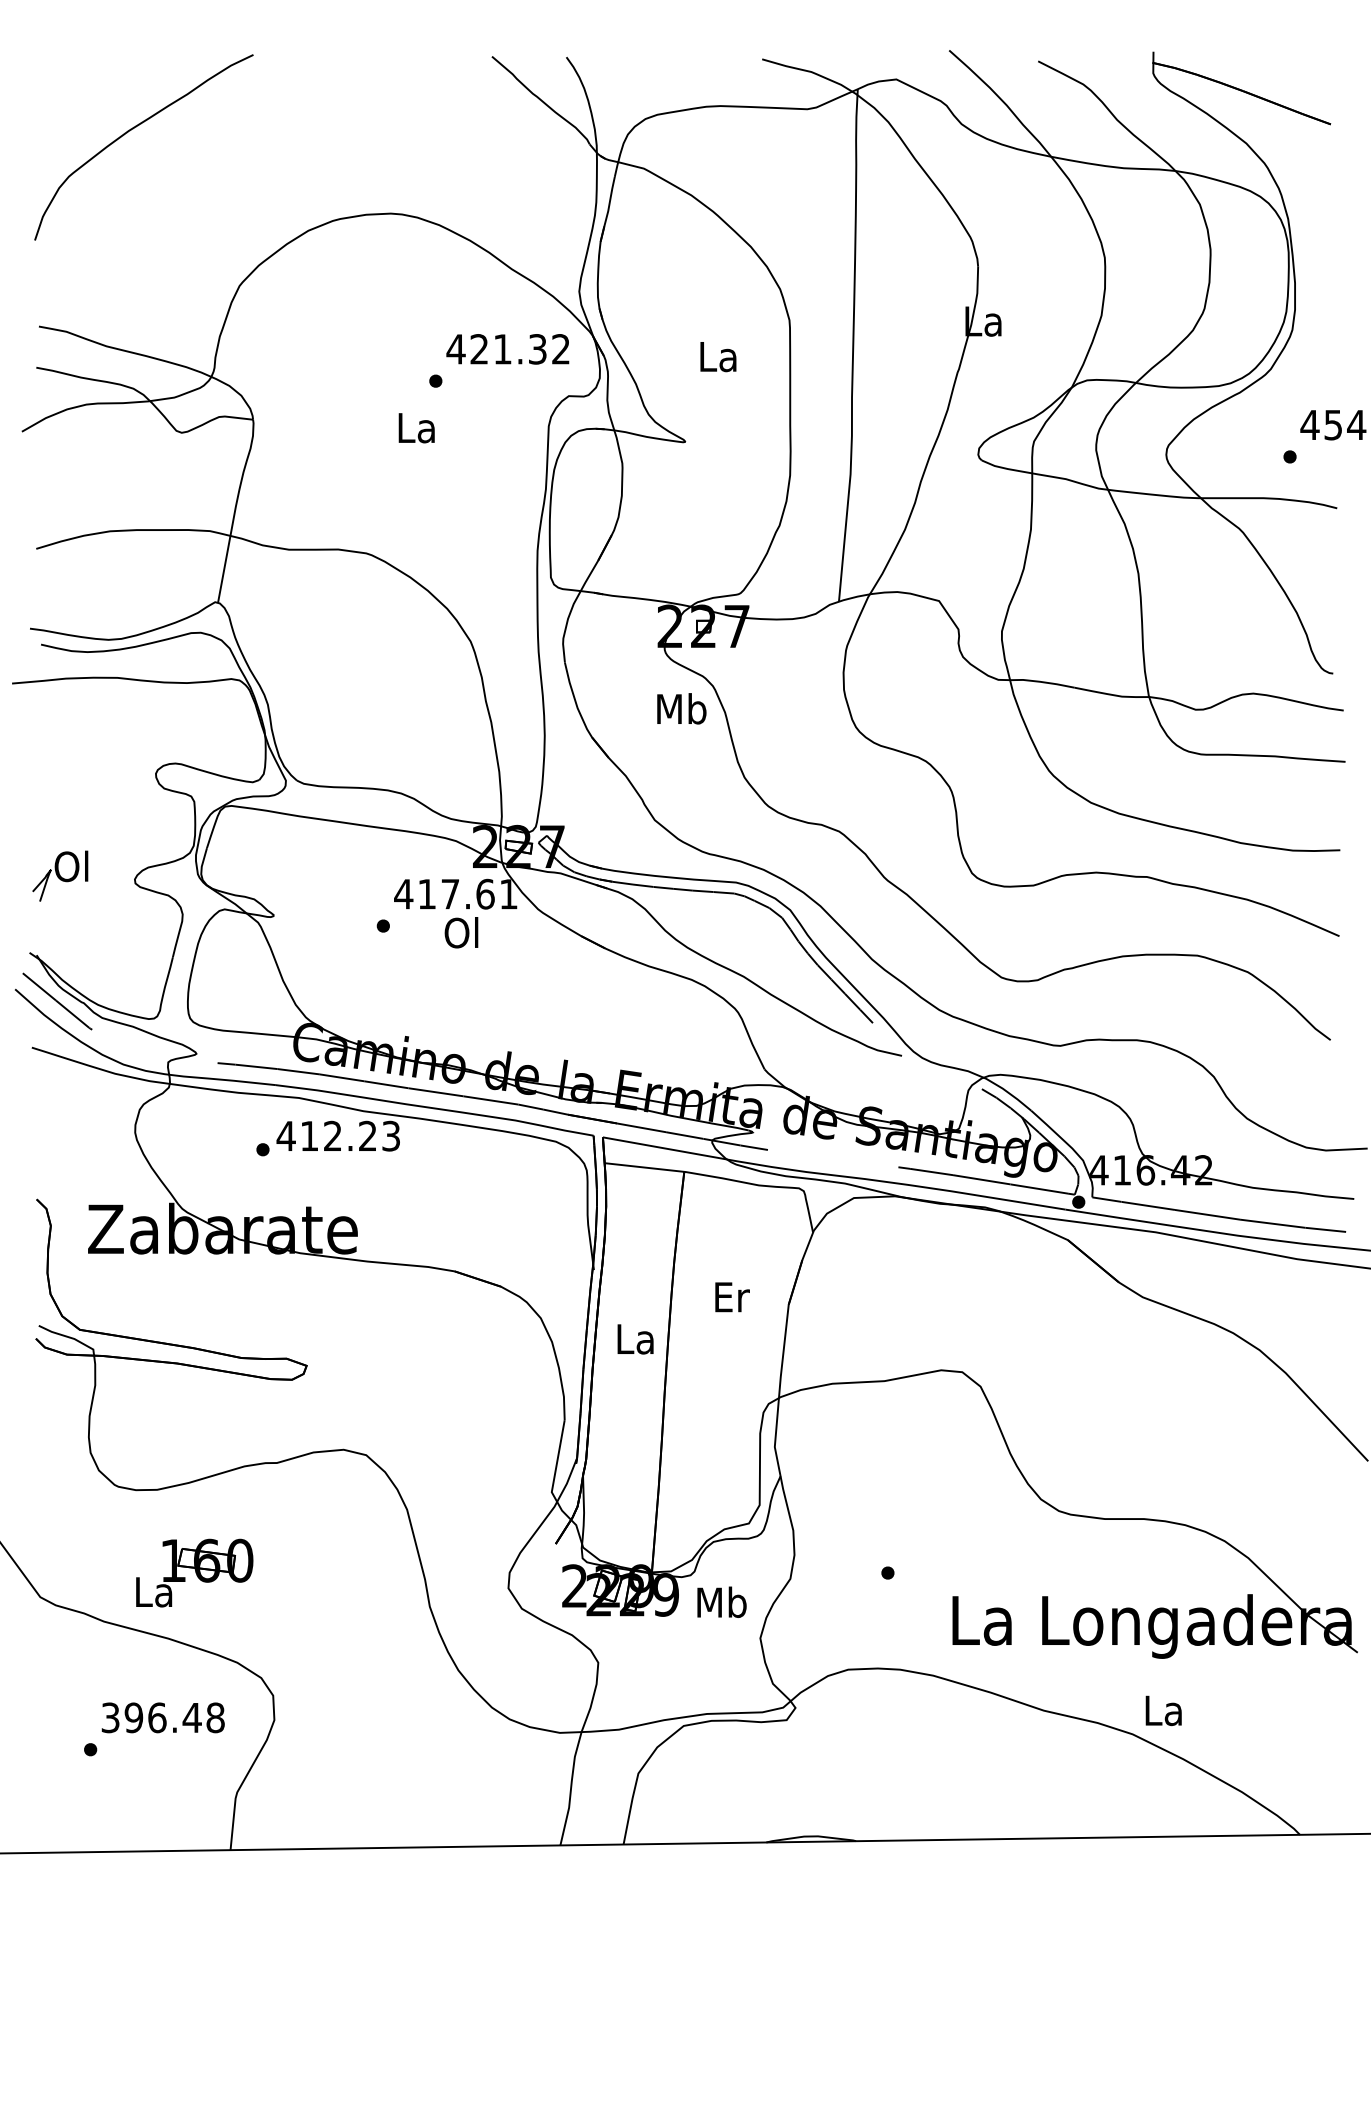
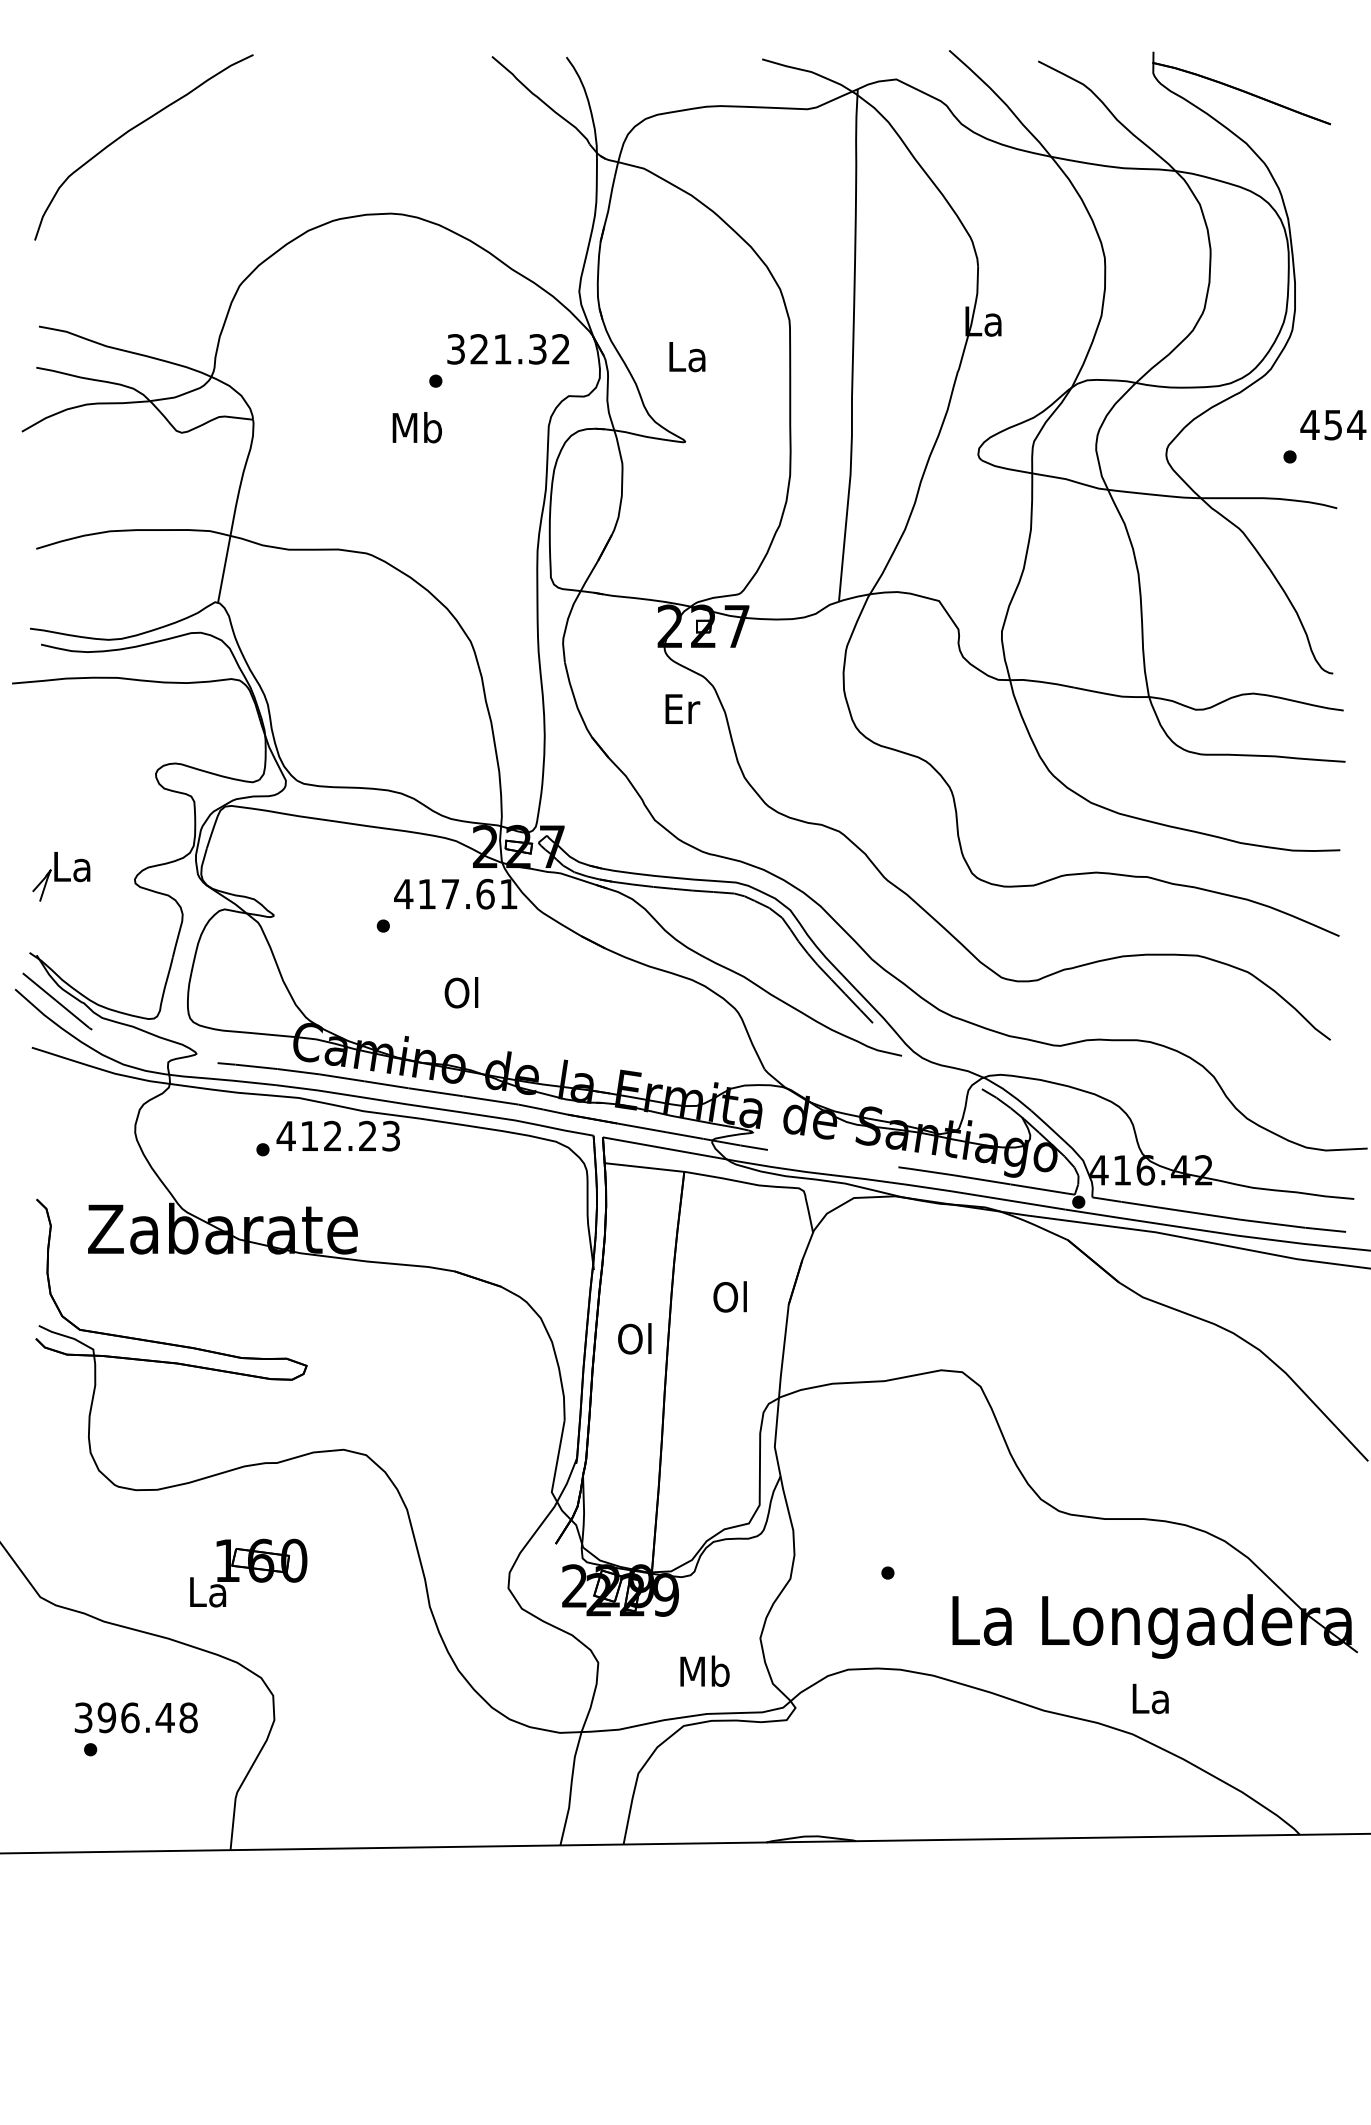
text: 421.32 -> 321.32 (455, 349)
text position: (718, 357) -> (687, 357) (687, 357)
text: La -> Mb (416, 427)
text: Mb -> Er (681, 708)
text: Ol -> La (72, 866)
text position: (461, 932) -> (461, 992) (461, 992)
text: Er -> Ol (731, 1296)
text: La -> Ol (635, 1338)
part position: (194, 1572) -> (248, 1572) (248, 1572)
text position: (721, 1601) -> (704, 1670) (704, 1670)
text position: (1163, 1710) -> (1150, 1698) (1150, 1698)
text position: (162, 1717) -> (135, 1717) (135, 1717)
